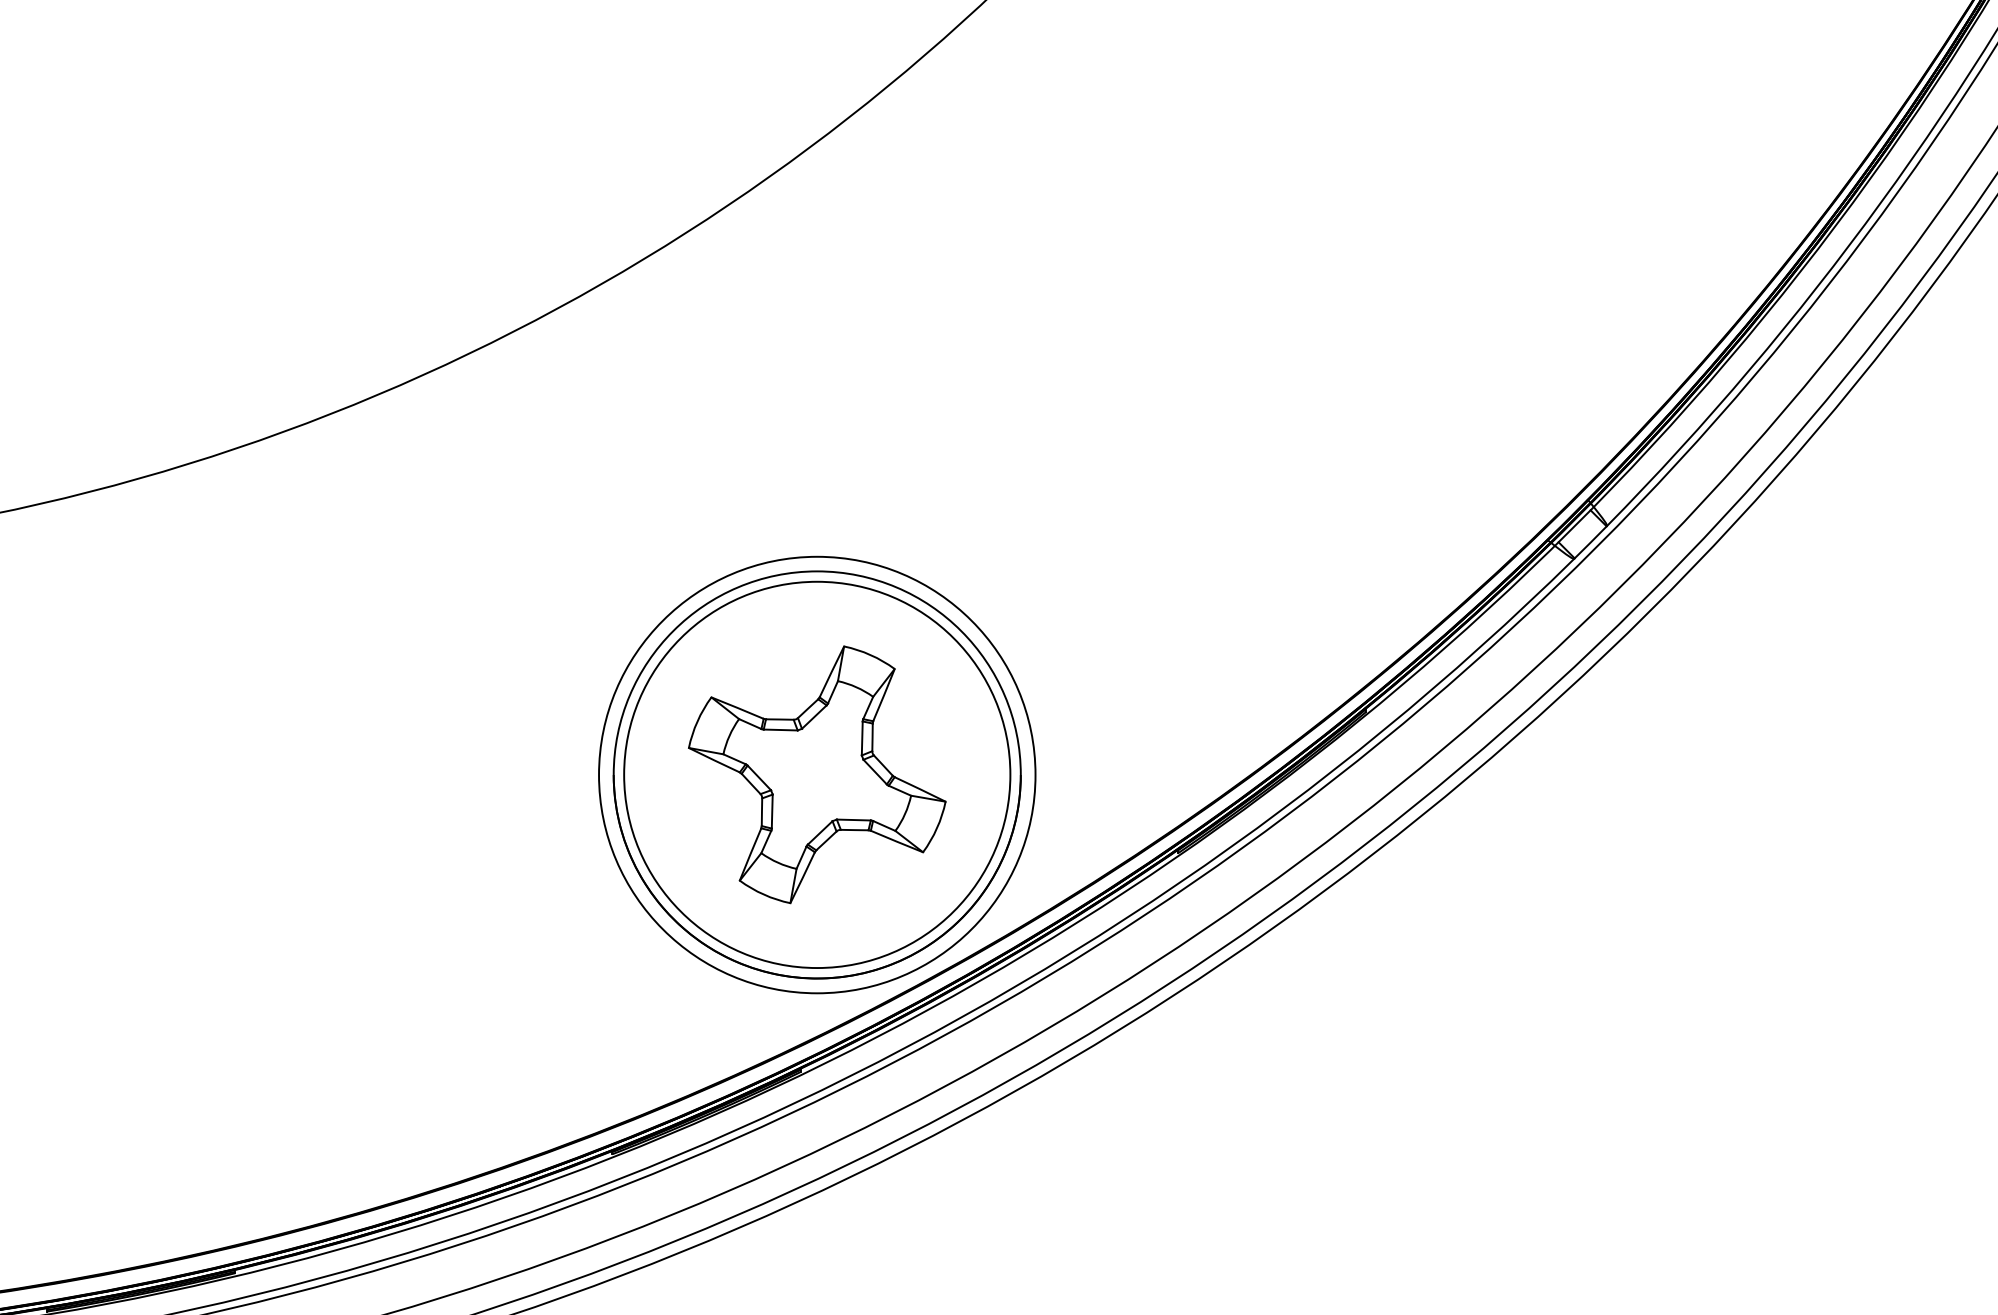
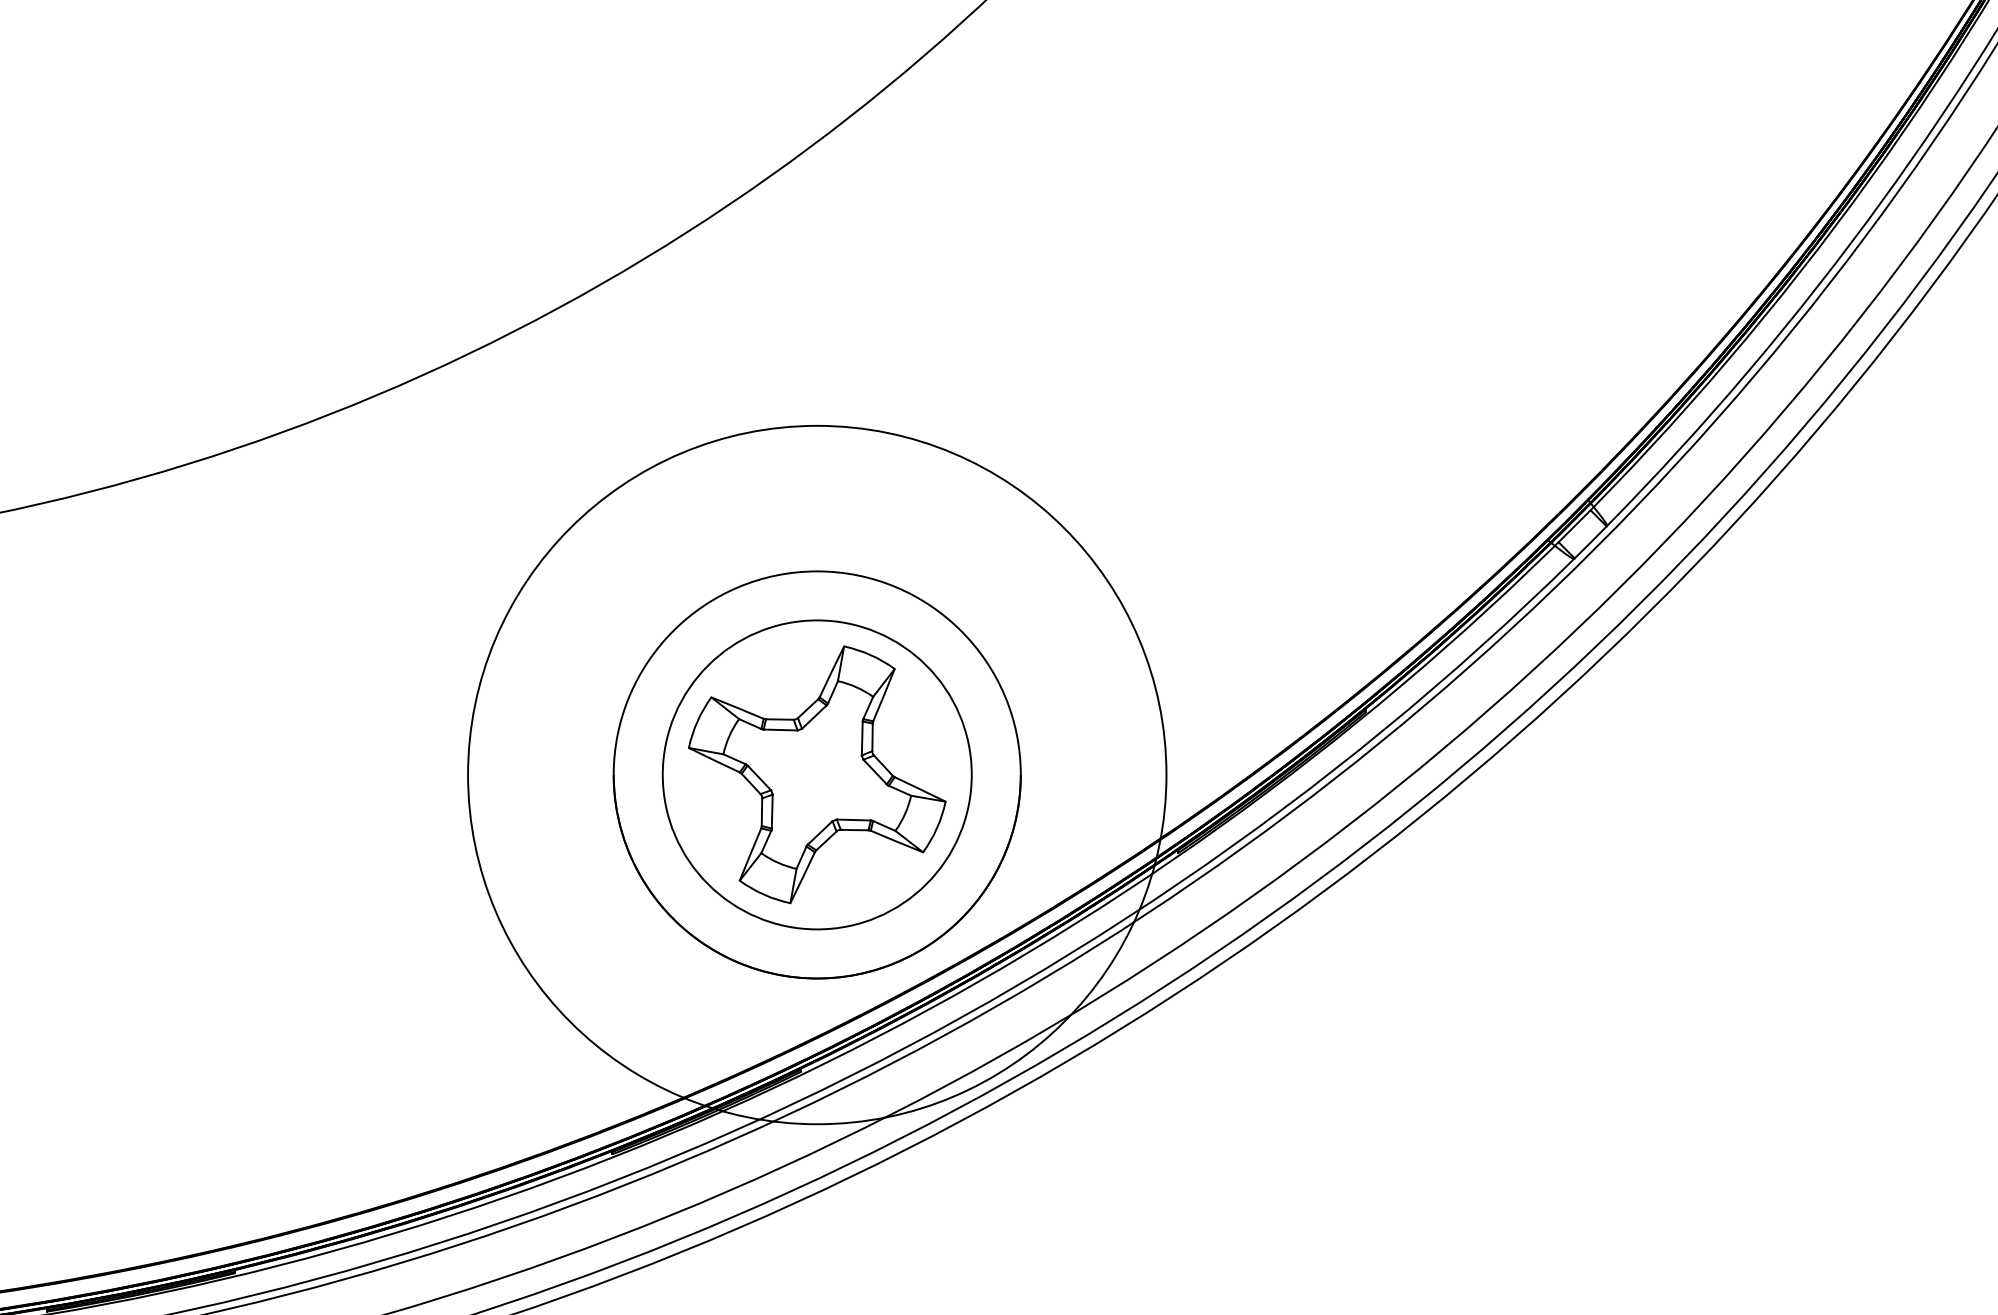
circle diameter: 386 px -> 309 px (816, 774)
circle diameter: 437 px -> 698 px (817, 774)
